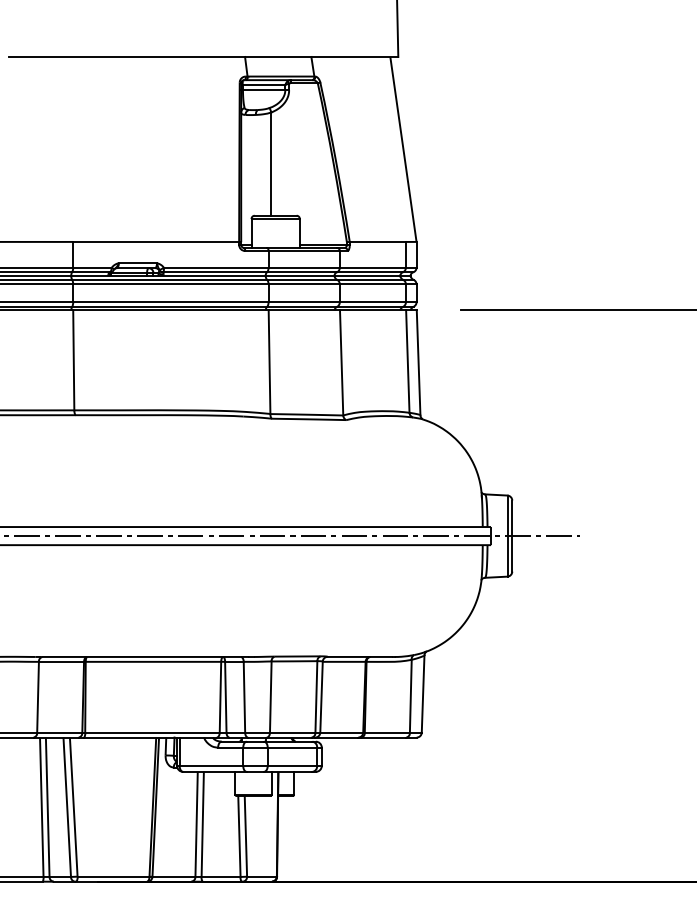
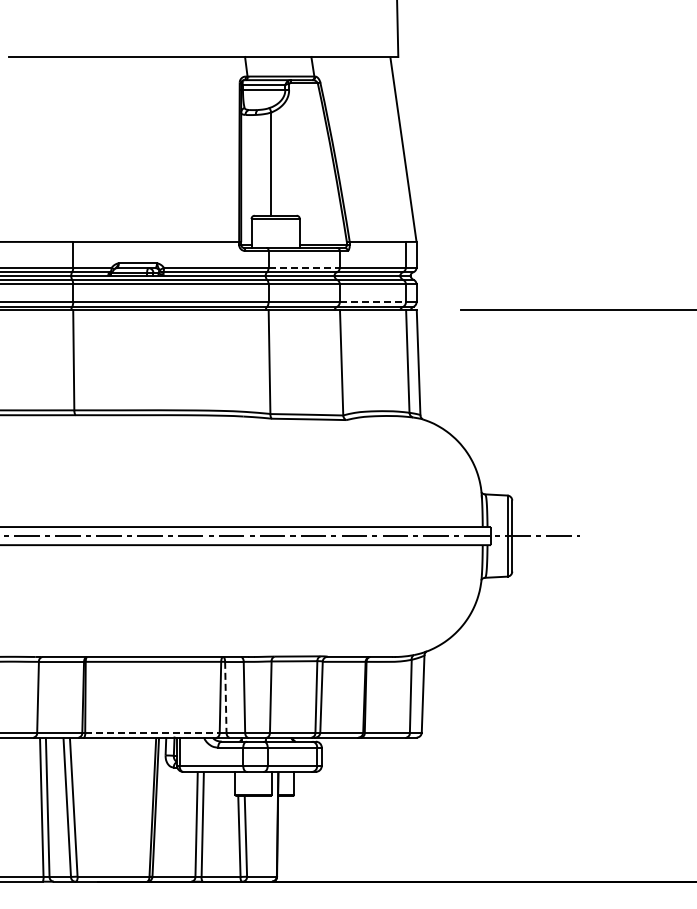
line: solid -> dashed (304, 267)
line: solid -> dashed (373, 302)
line: solid -> dashed (225, 697)
line: solid -> dashed (152, 732)
